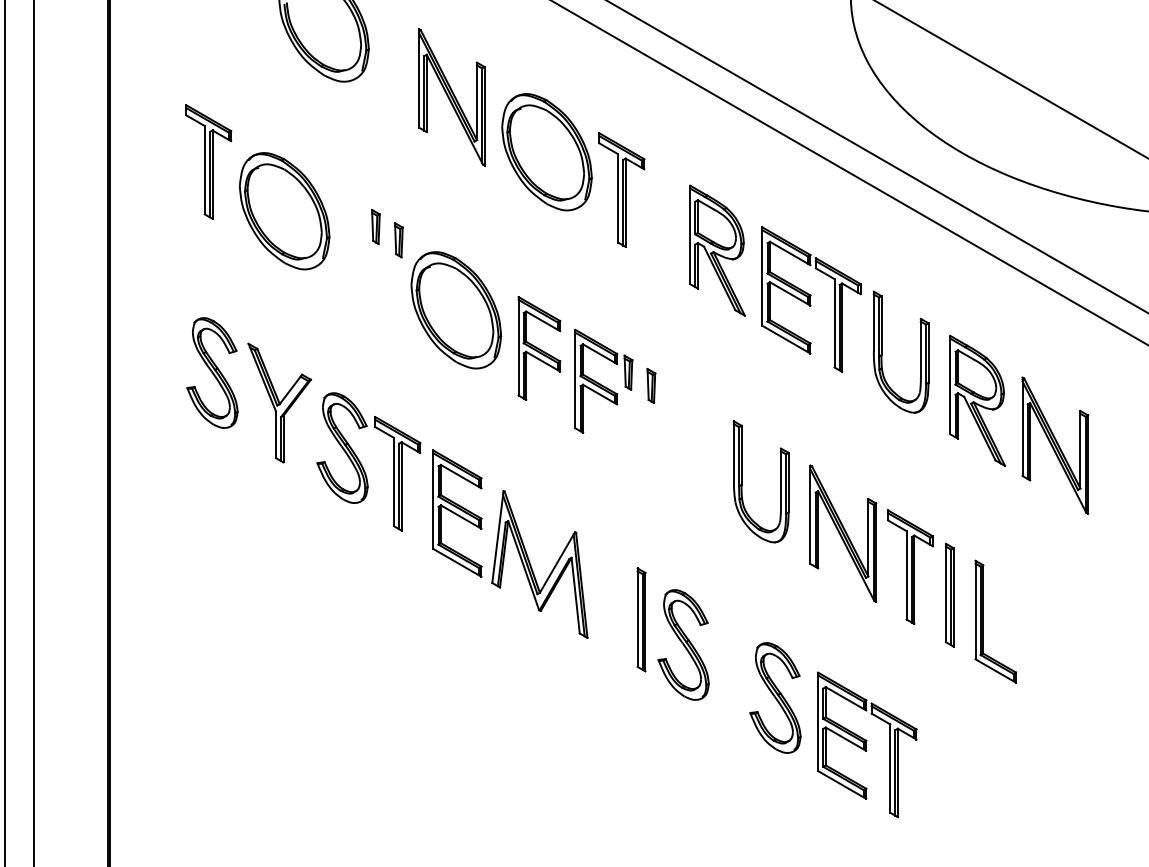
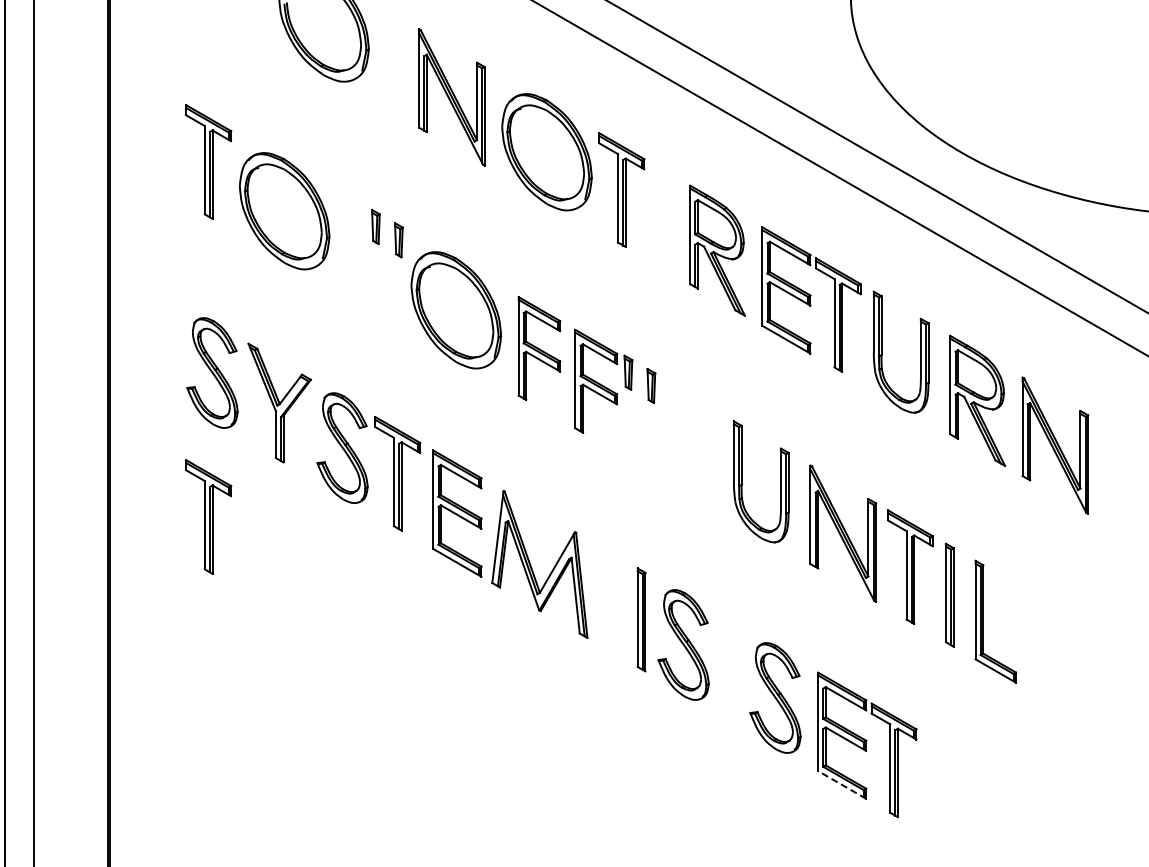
line: present -> none (1011, 79)
line position: (849, 172) -> (839, 178) (839, 178)
part: none -> present (208, 516)
line: solid -> dashed (842, 784)
